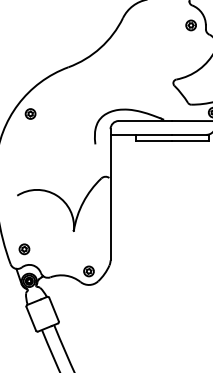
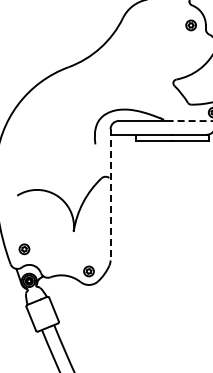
part: present -> none (30, 113)
line: solid -> dashed (191, 121)
line: solid -> dashed (110, 194)
